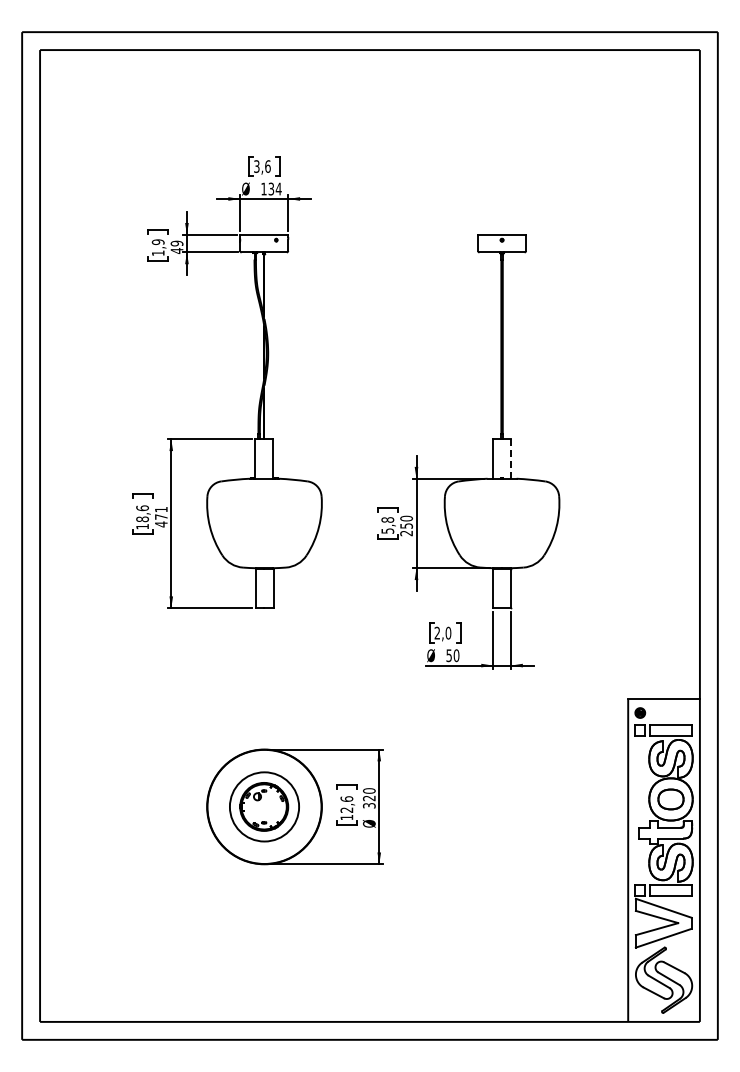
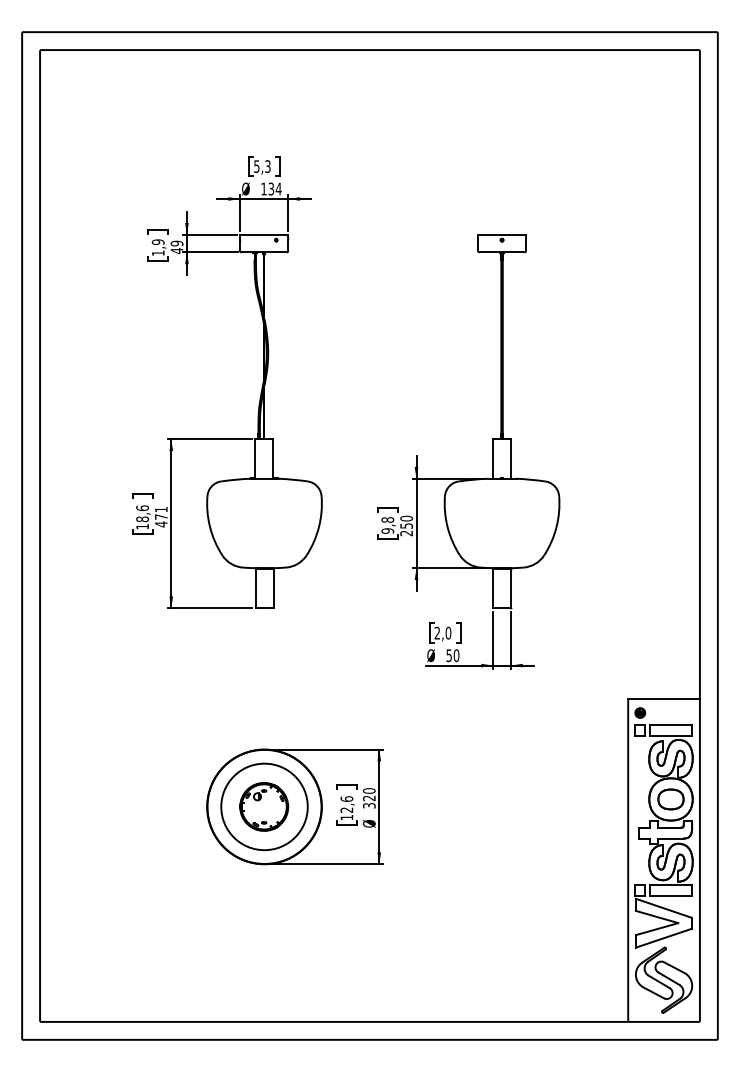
text: 3,6 -> 5,3 (262, 166)
line: dashed -> solid (511, 458)
text: 5,8 -> 9,8 (387, 530)
circle diameter: 69 px -> 86 px (264, 806)
